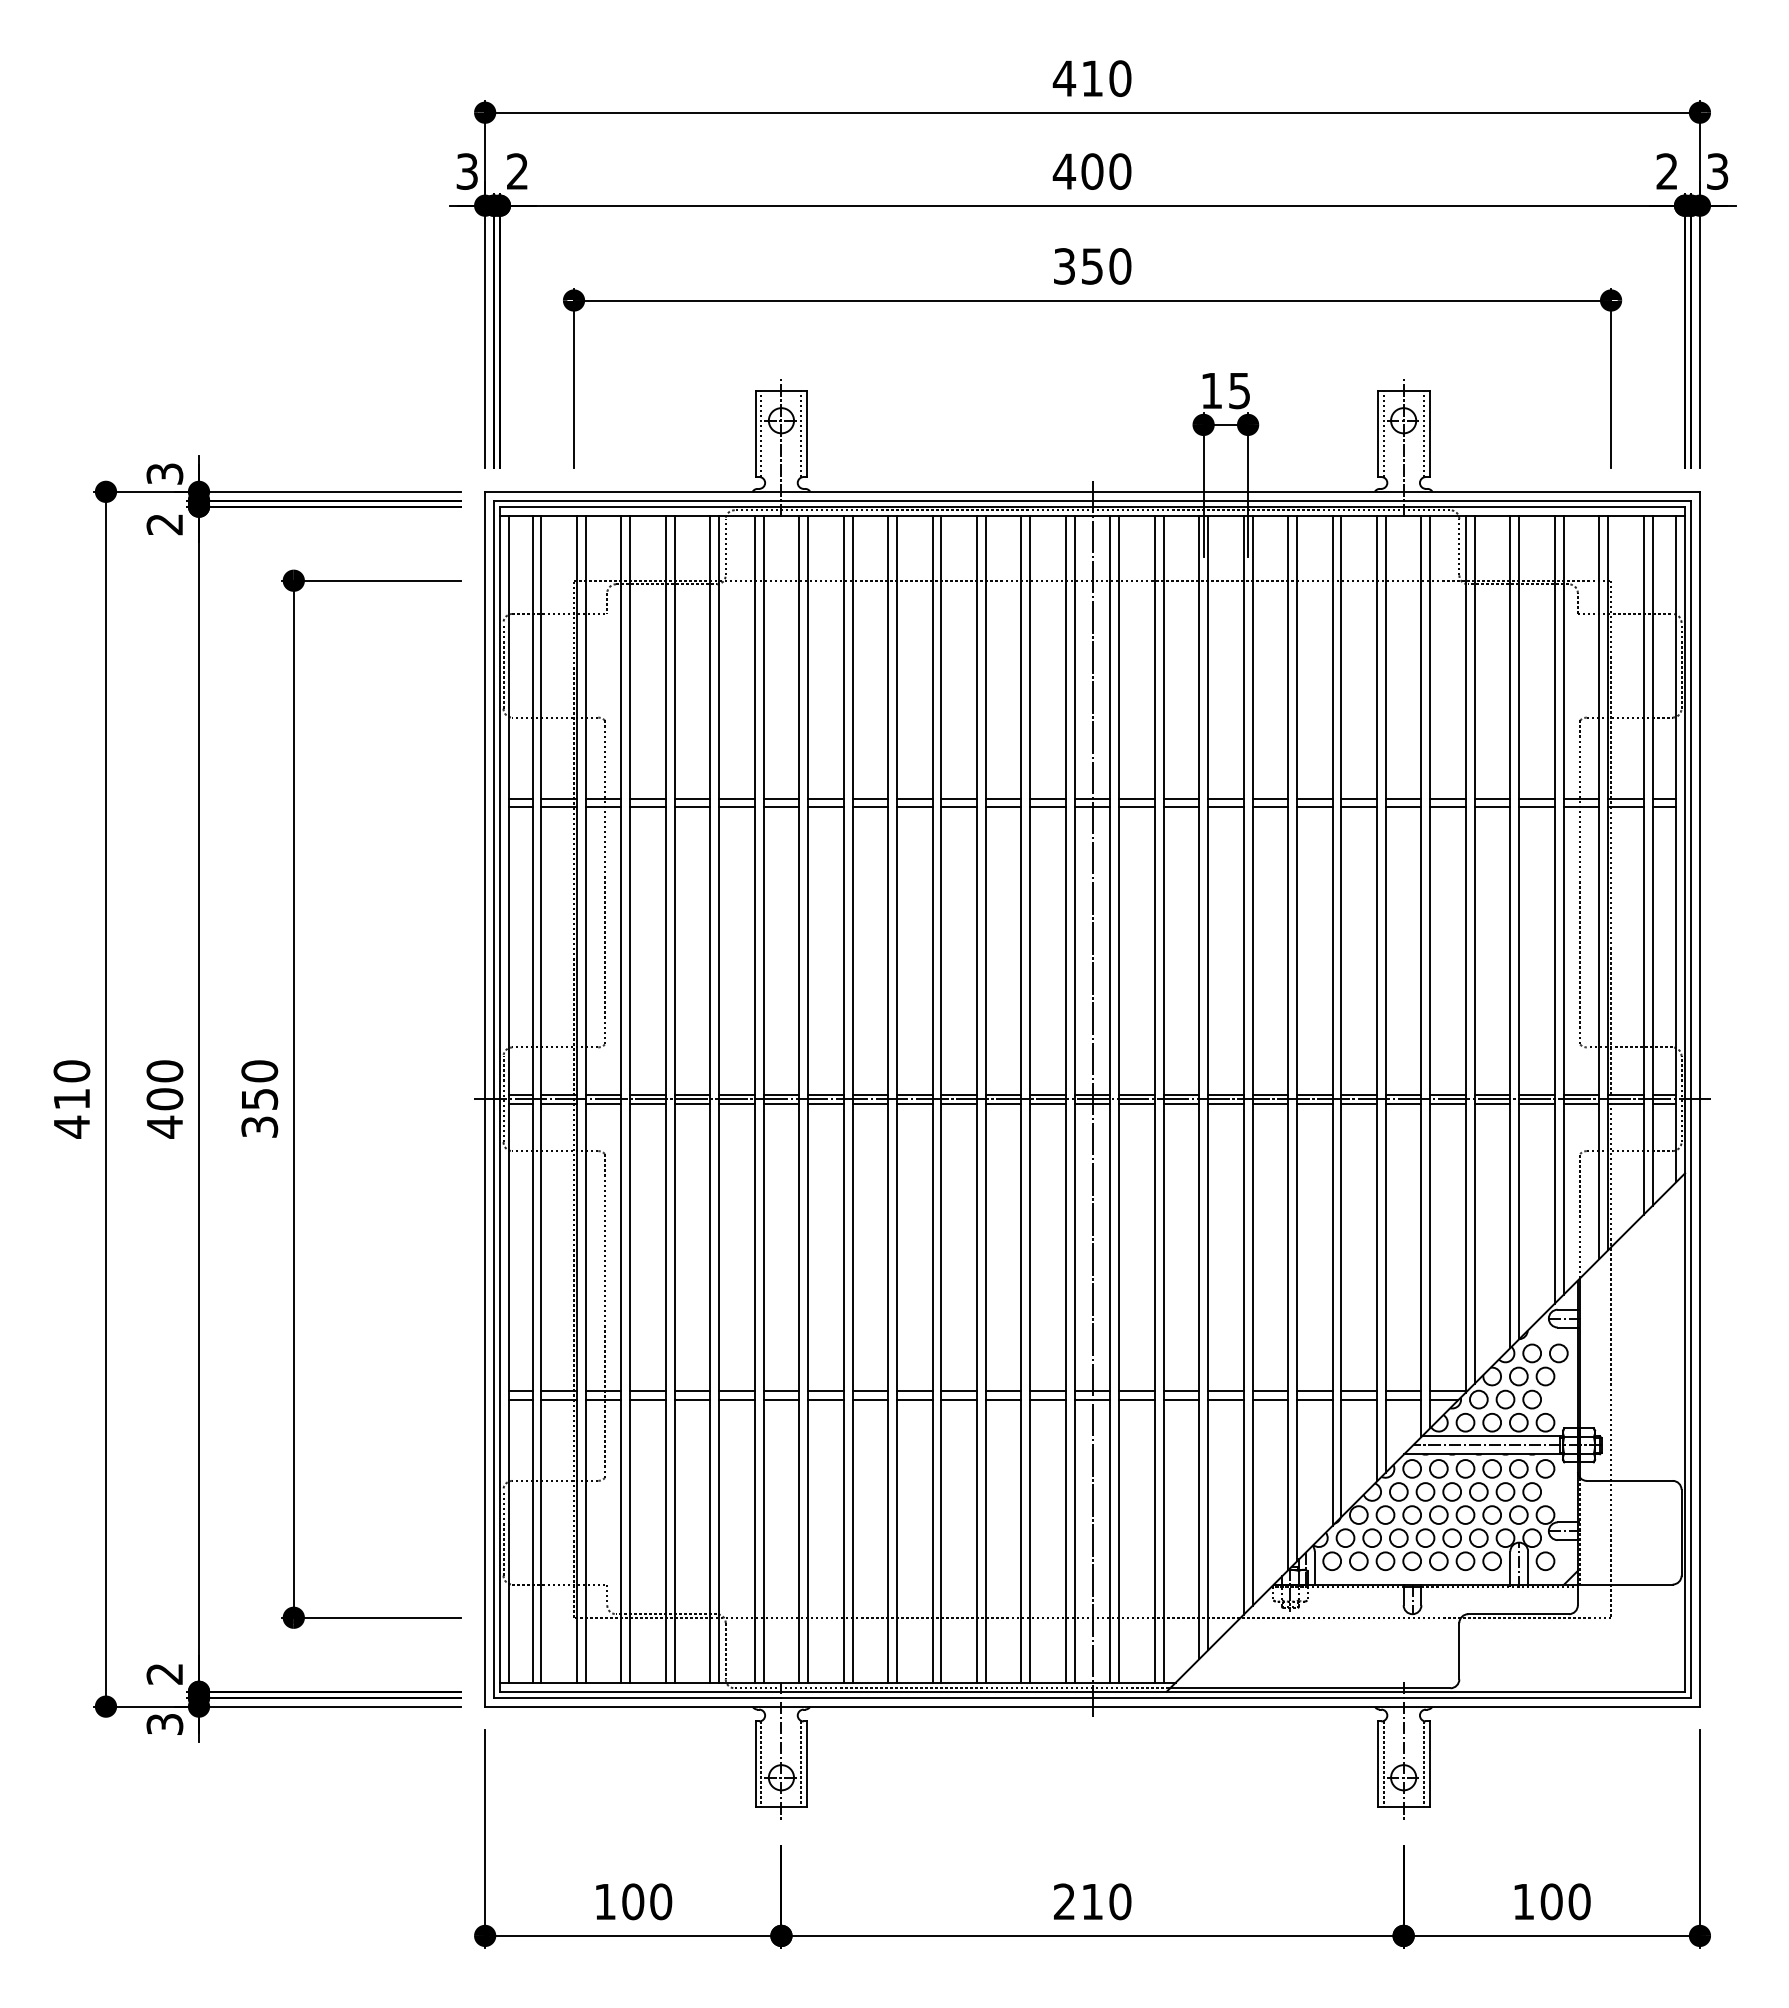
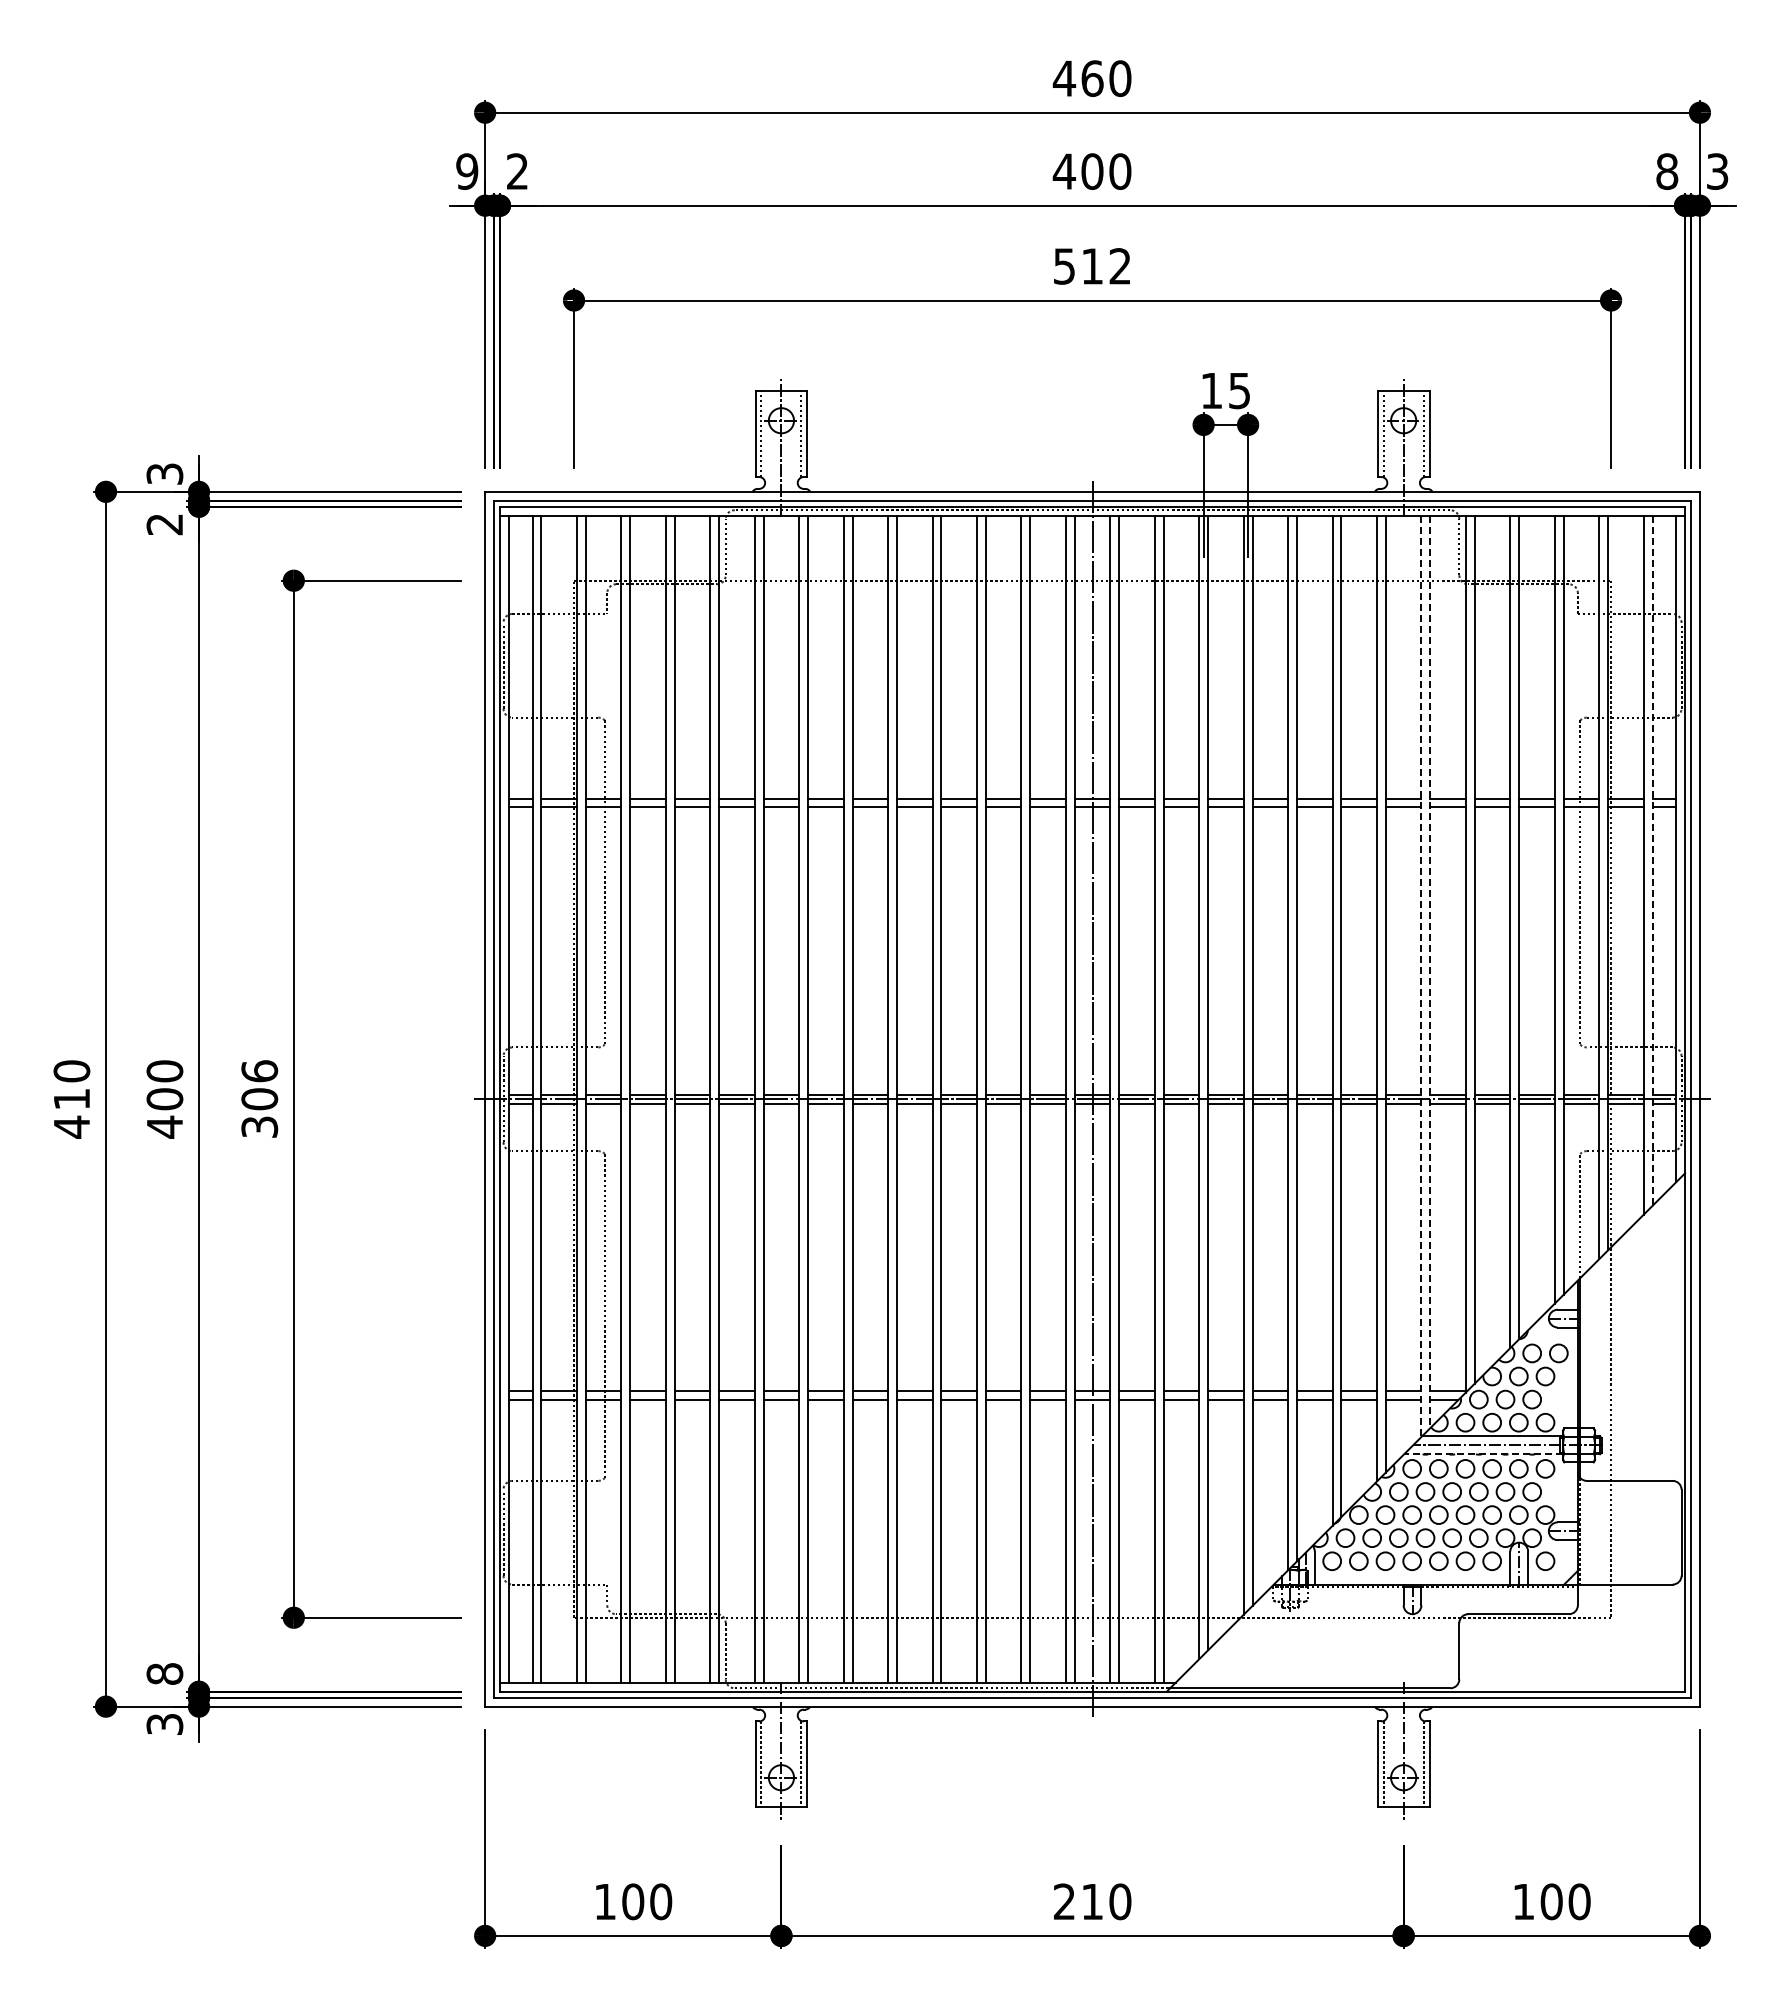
text: 410 -> 460 (1092, 78)
text: 3 -> 9 (467, 171)
text: 2 -> 8 (1667, 171)
text: 350 -> 512 (1092, 266)
line: solid -> dashed (1652, 861)
line: solid -> dashed (1430, 972)
line: solid -> dashed (1421, 976)
text: 350 -> 306 (259, 1085)
line: solid -> dashed (1483, 1454)
text: 2 -> 8 (164, 1673)
